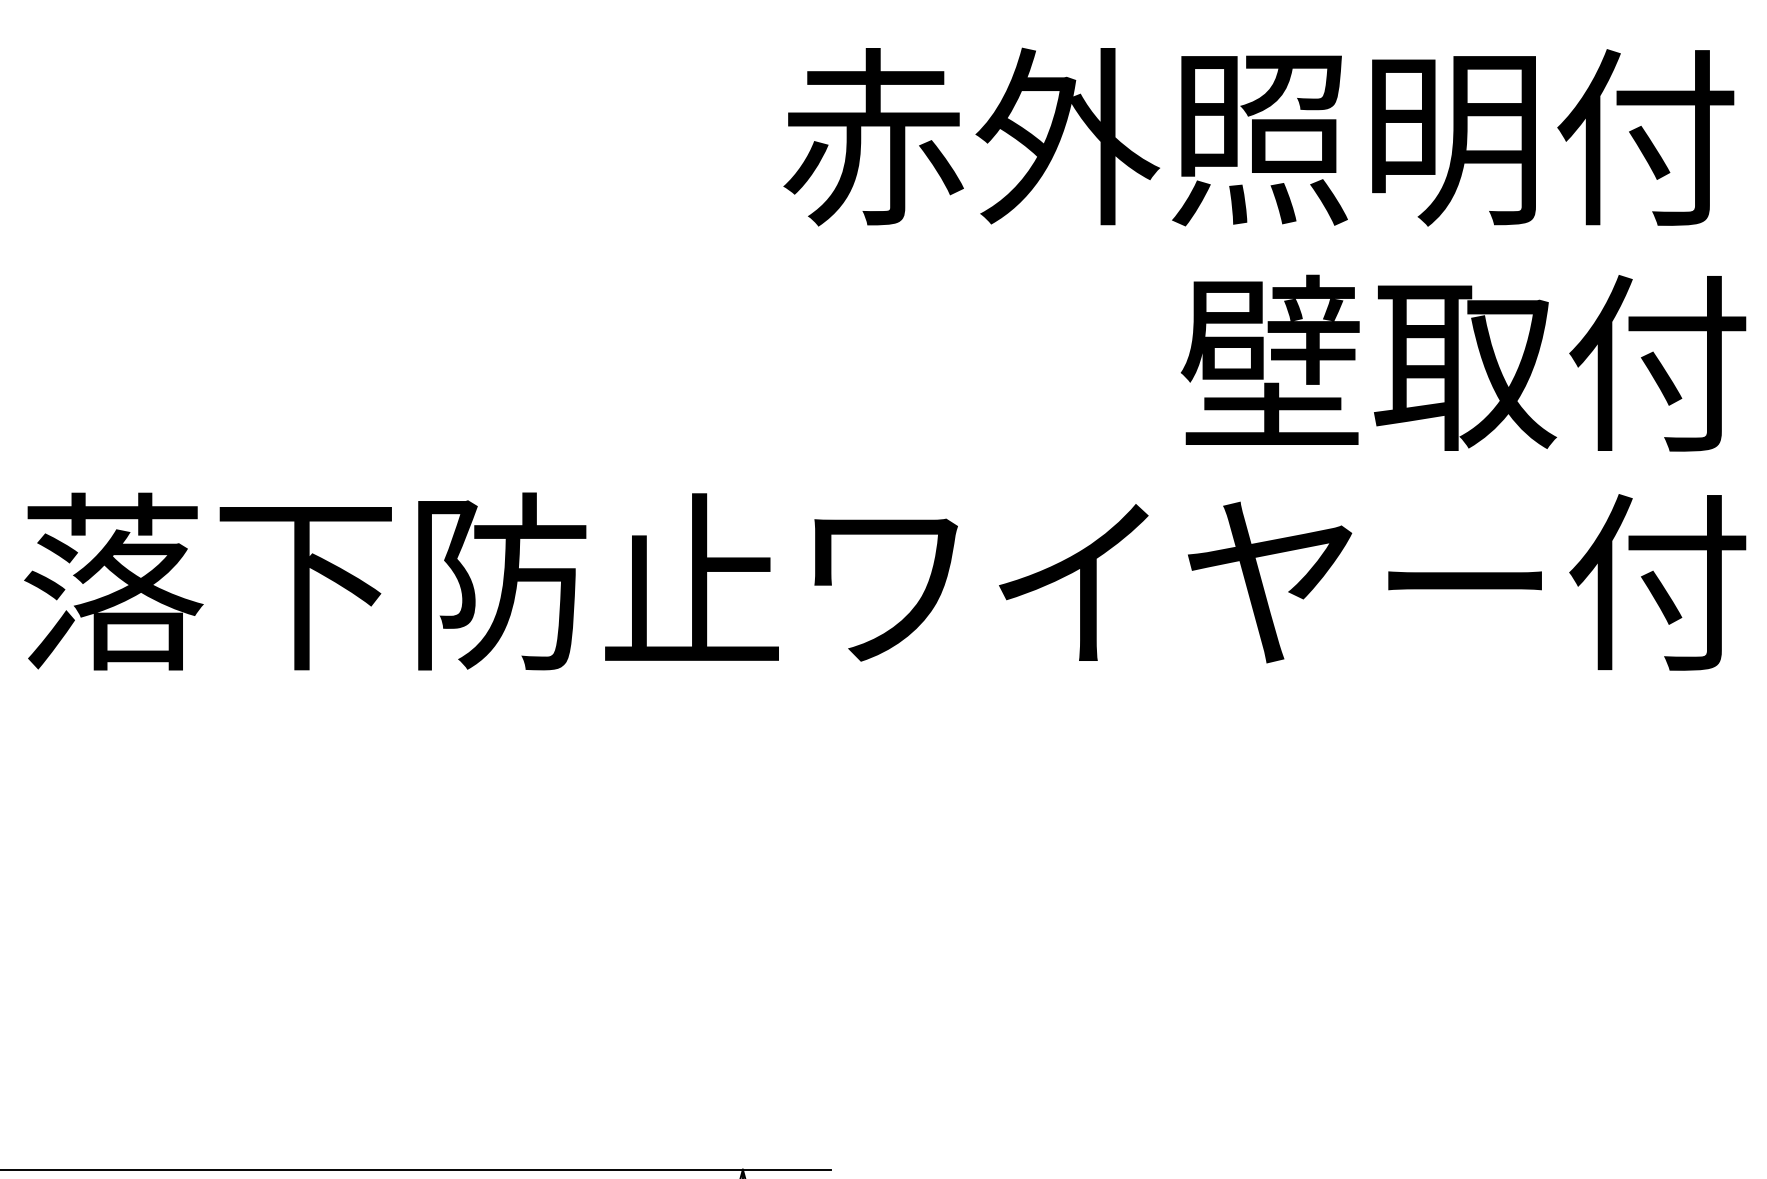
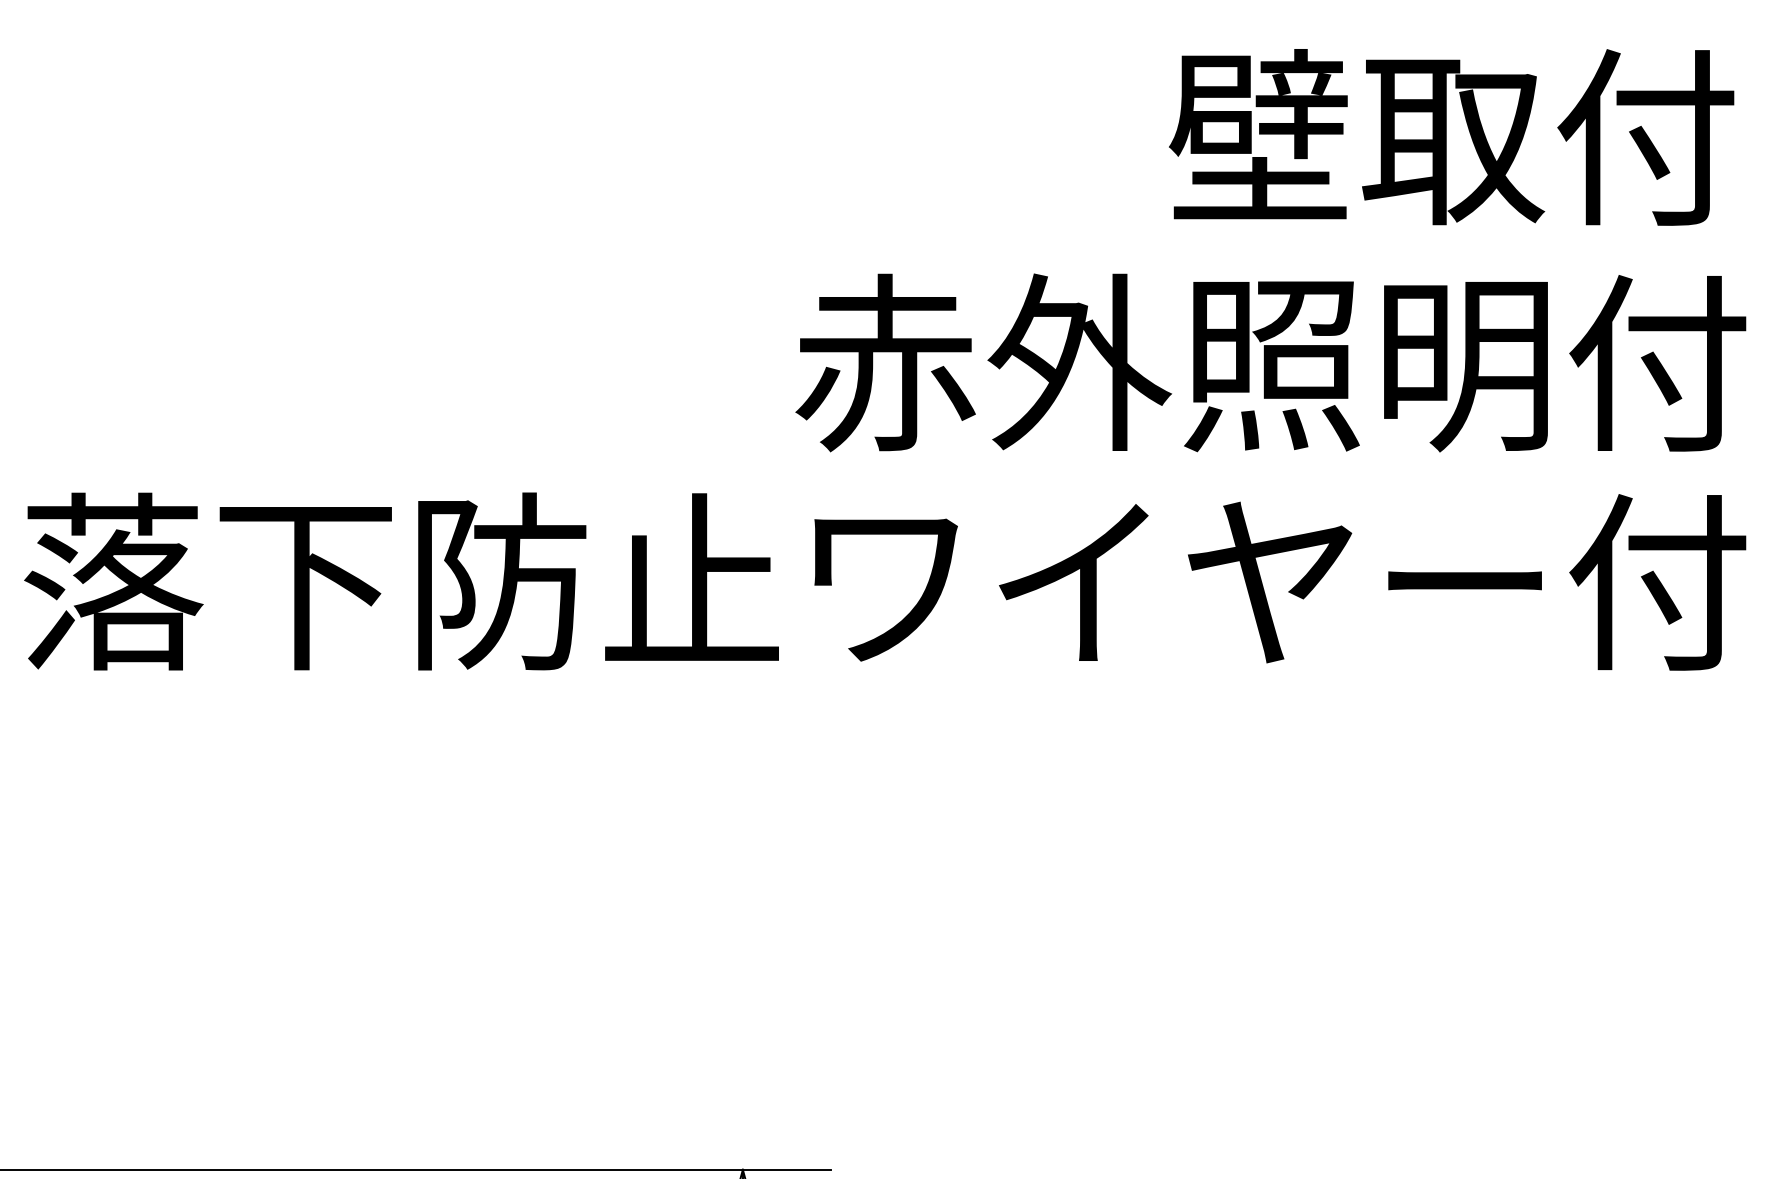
text: 赤外照明付 -> 壁取付 (1164, 136)
text: 壁取付 -> 赤外照明付 (1176, 362)
